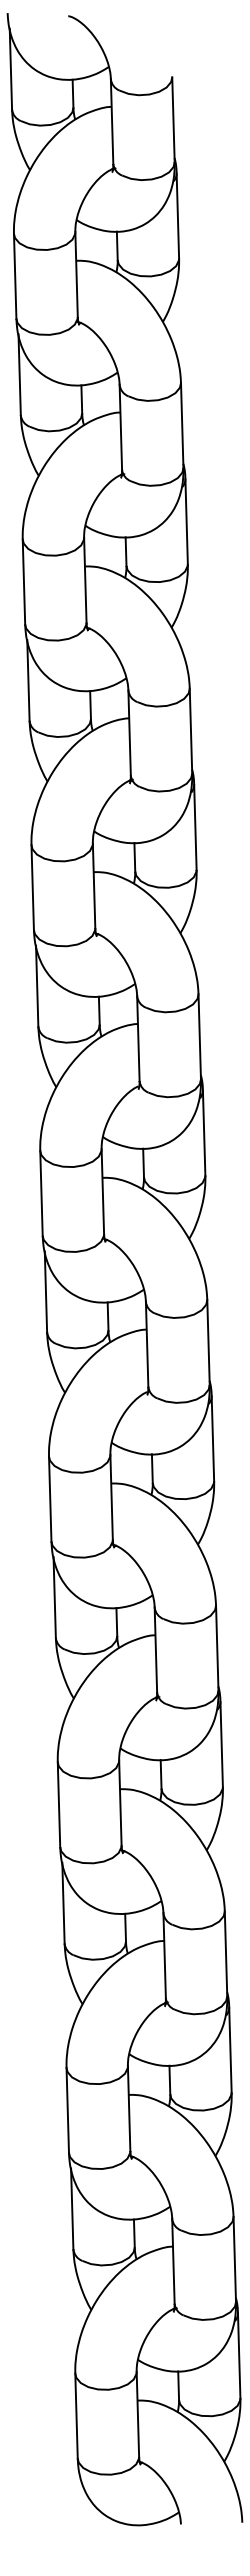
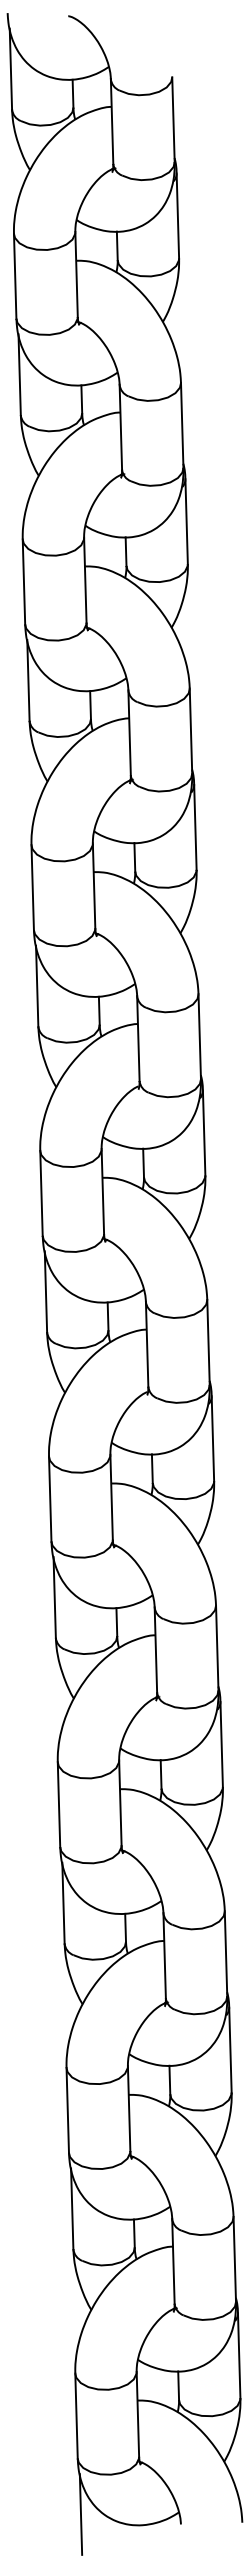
line: none -> present (80, 2514)
